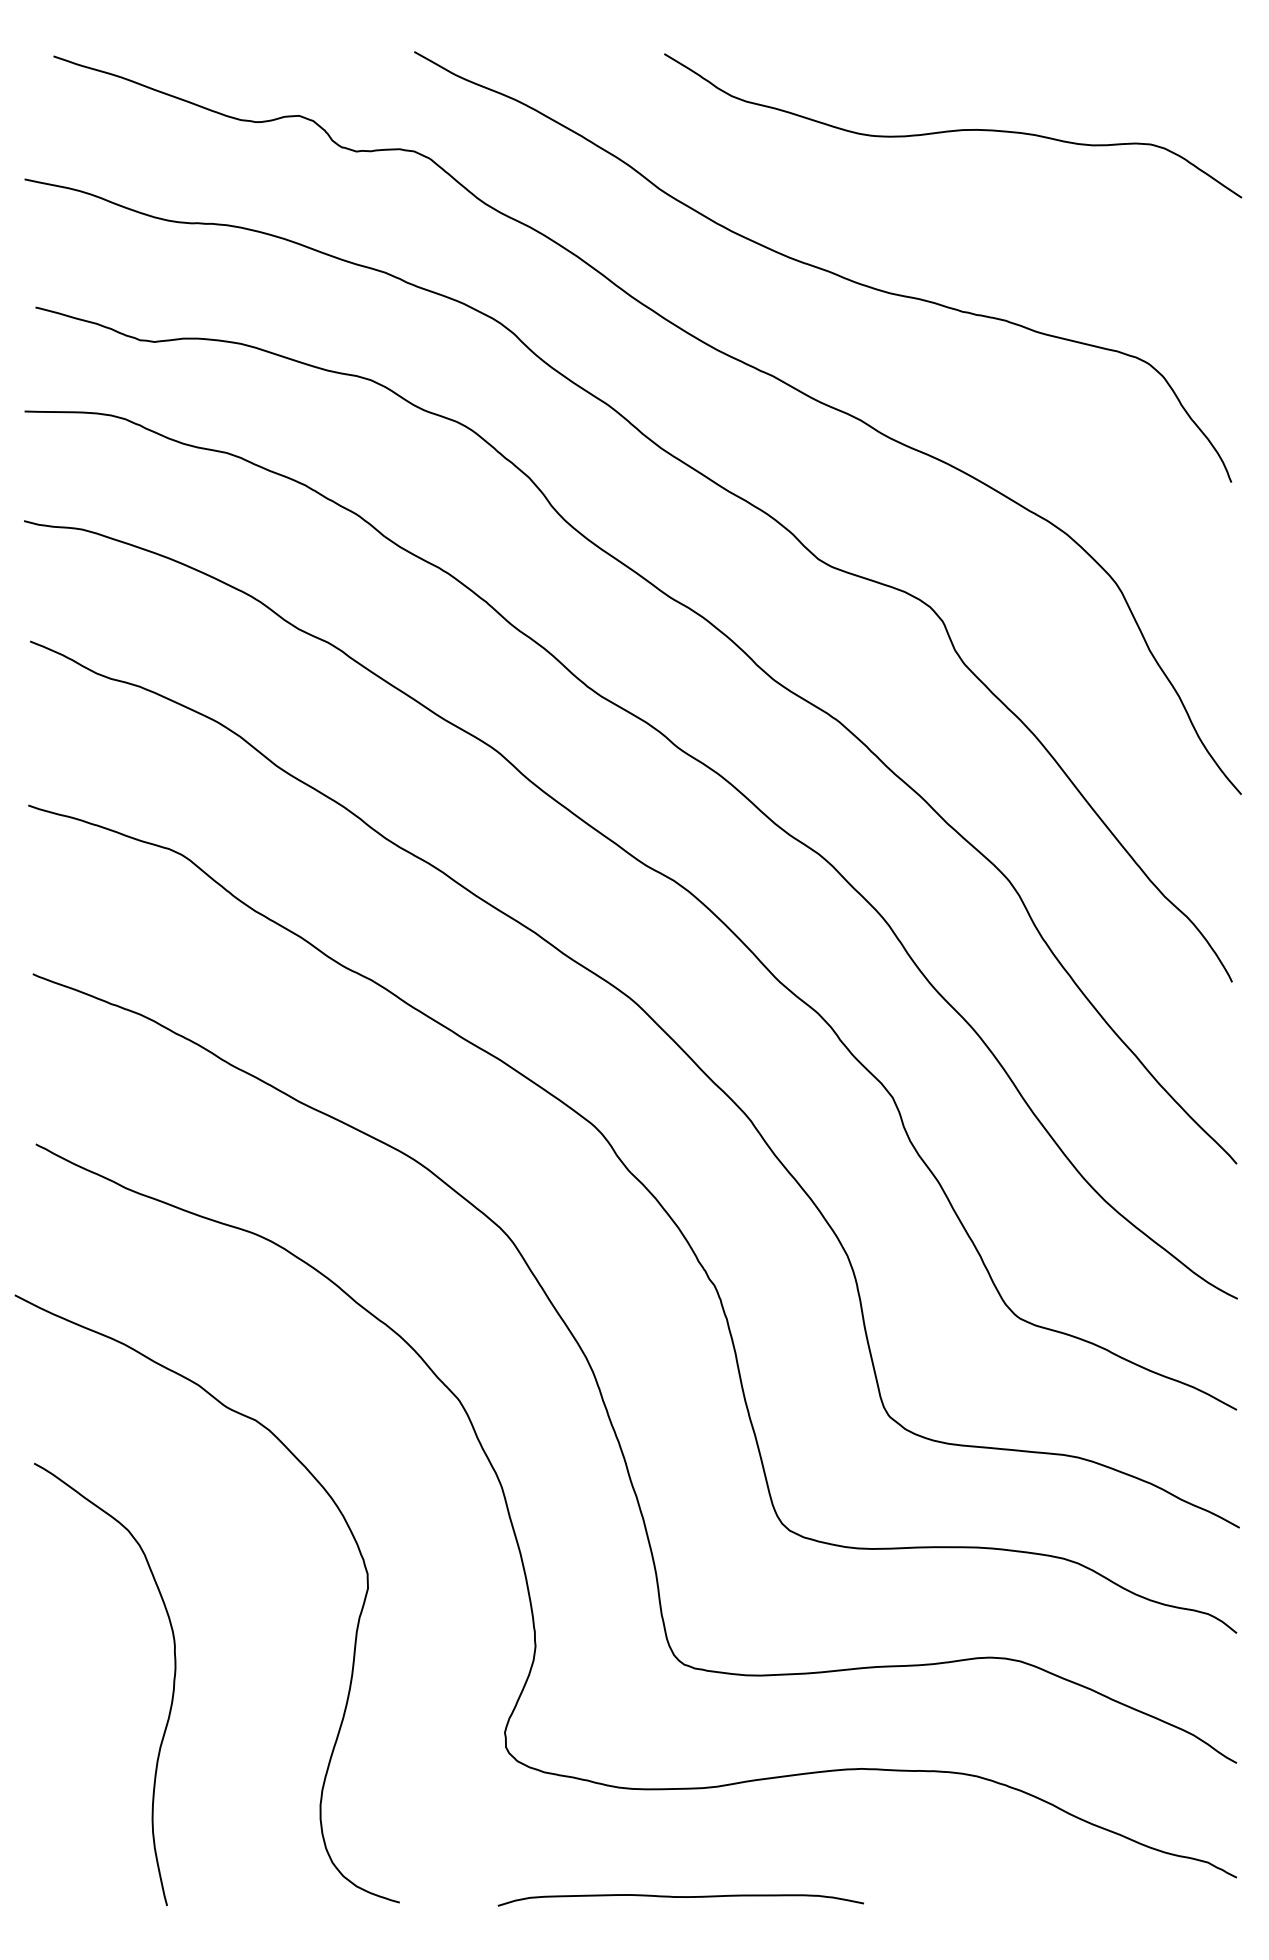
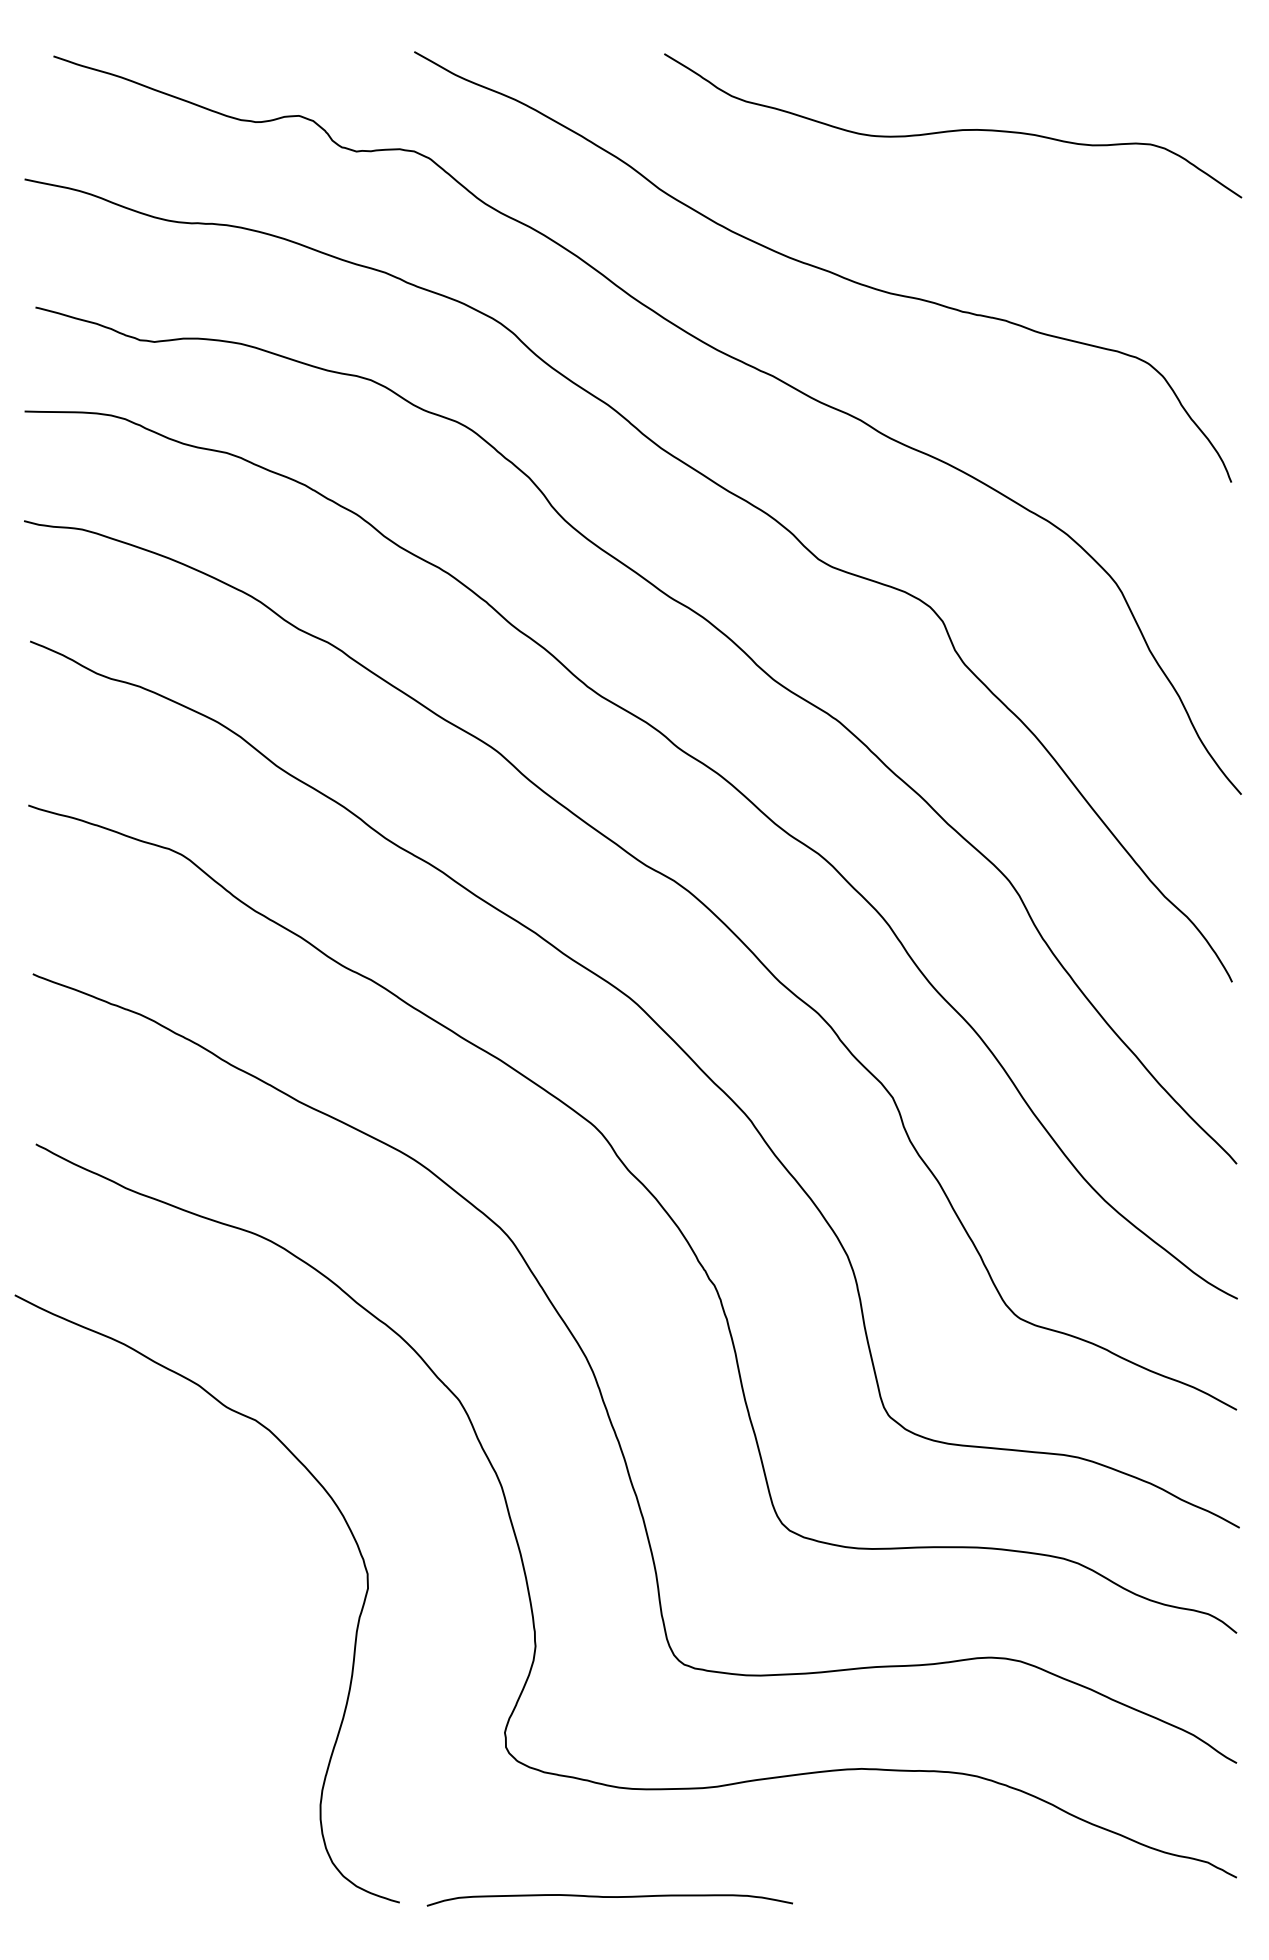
curve: present -> none (172, 1690)
curve position: (680, 1897) -> (609, 1897) (609, 1897)
